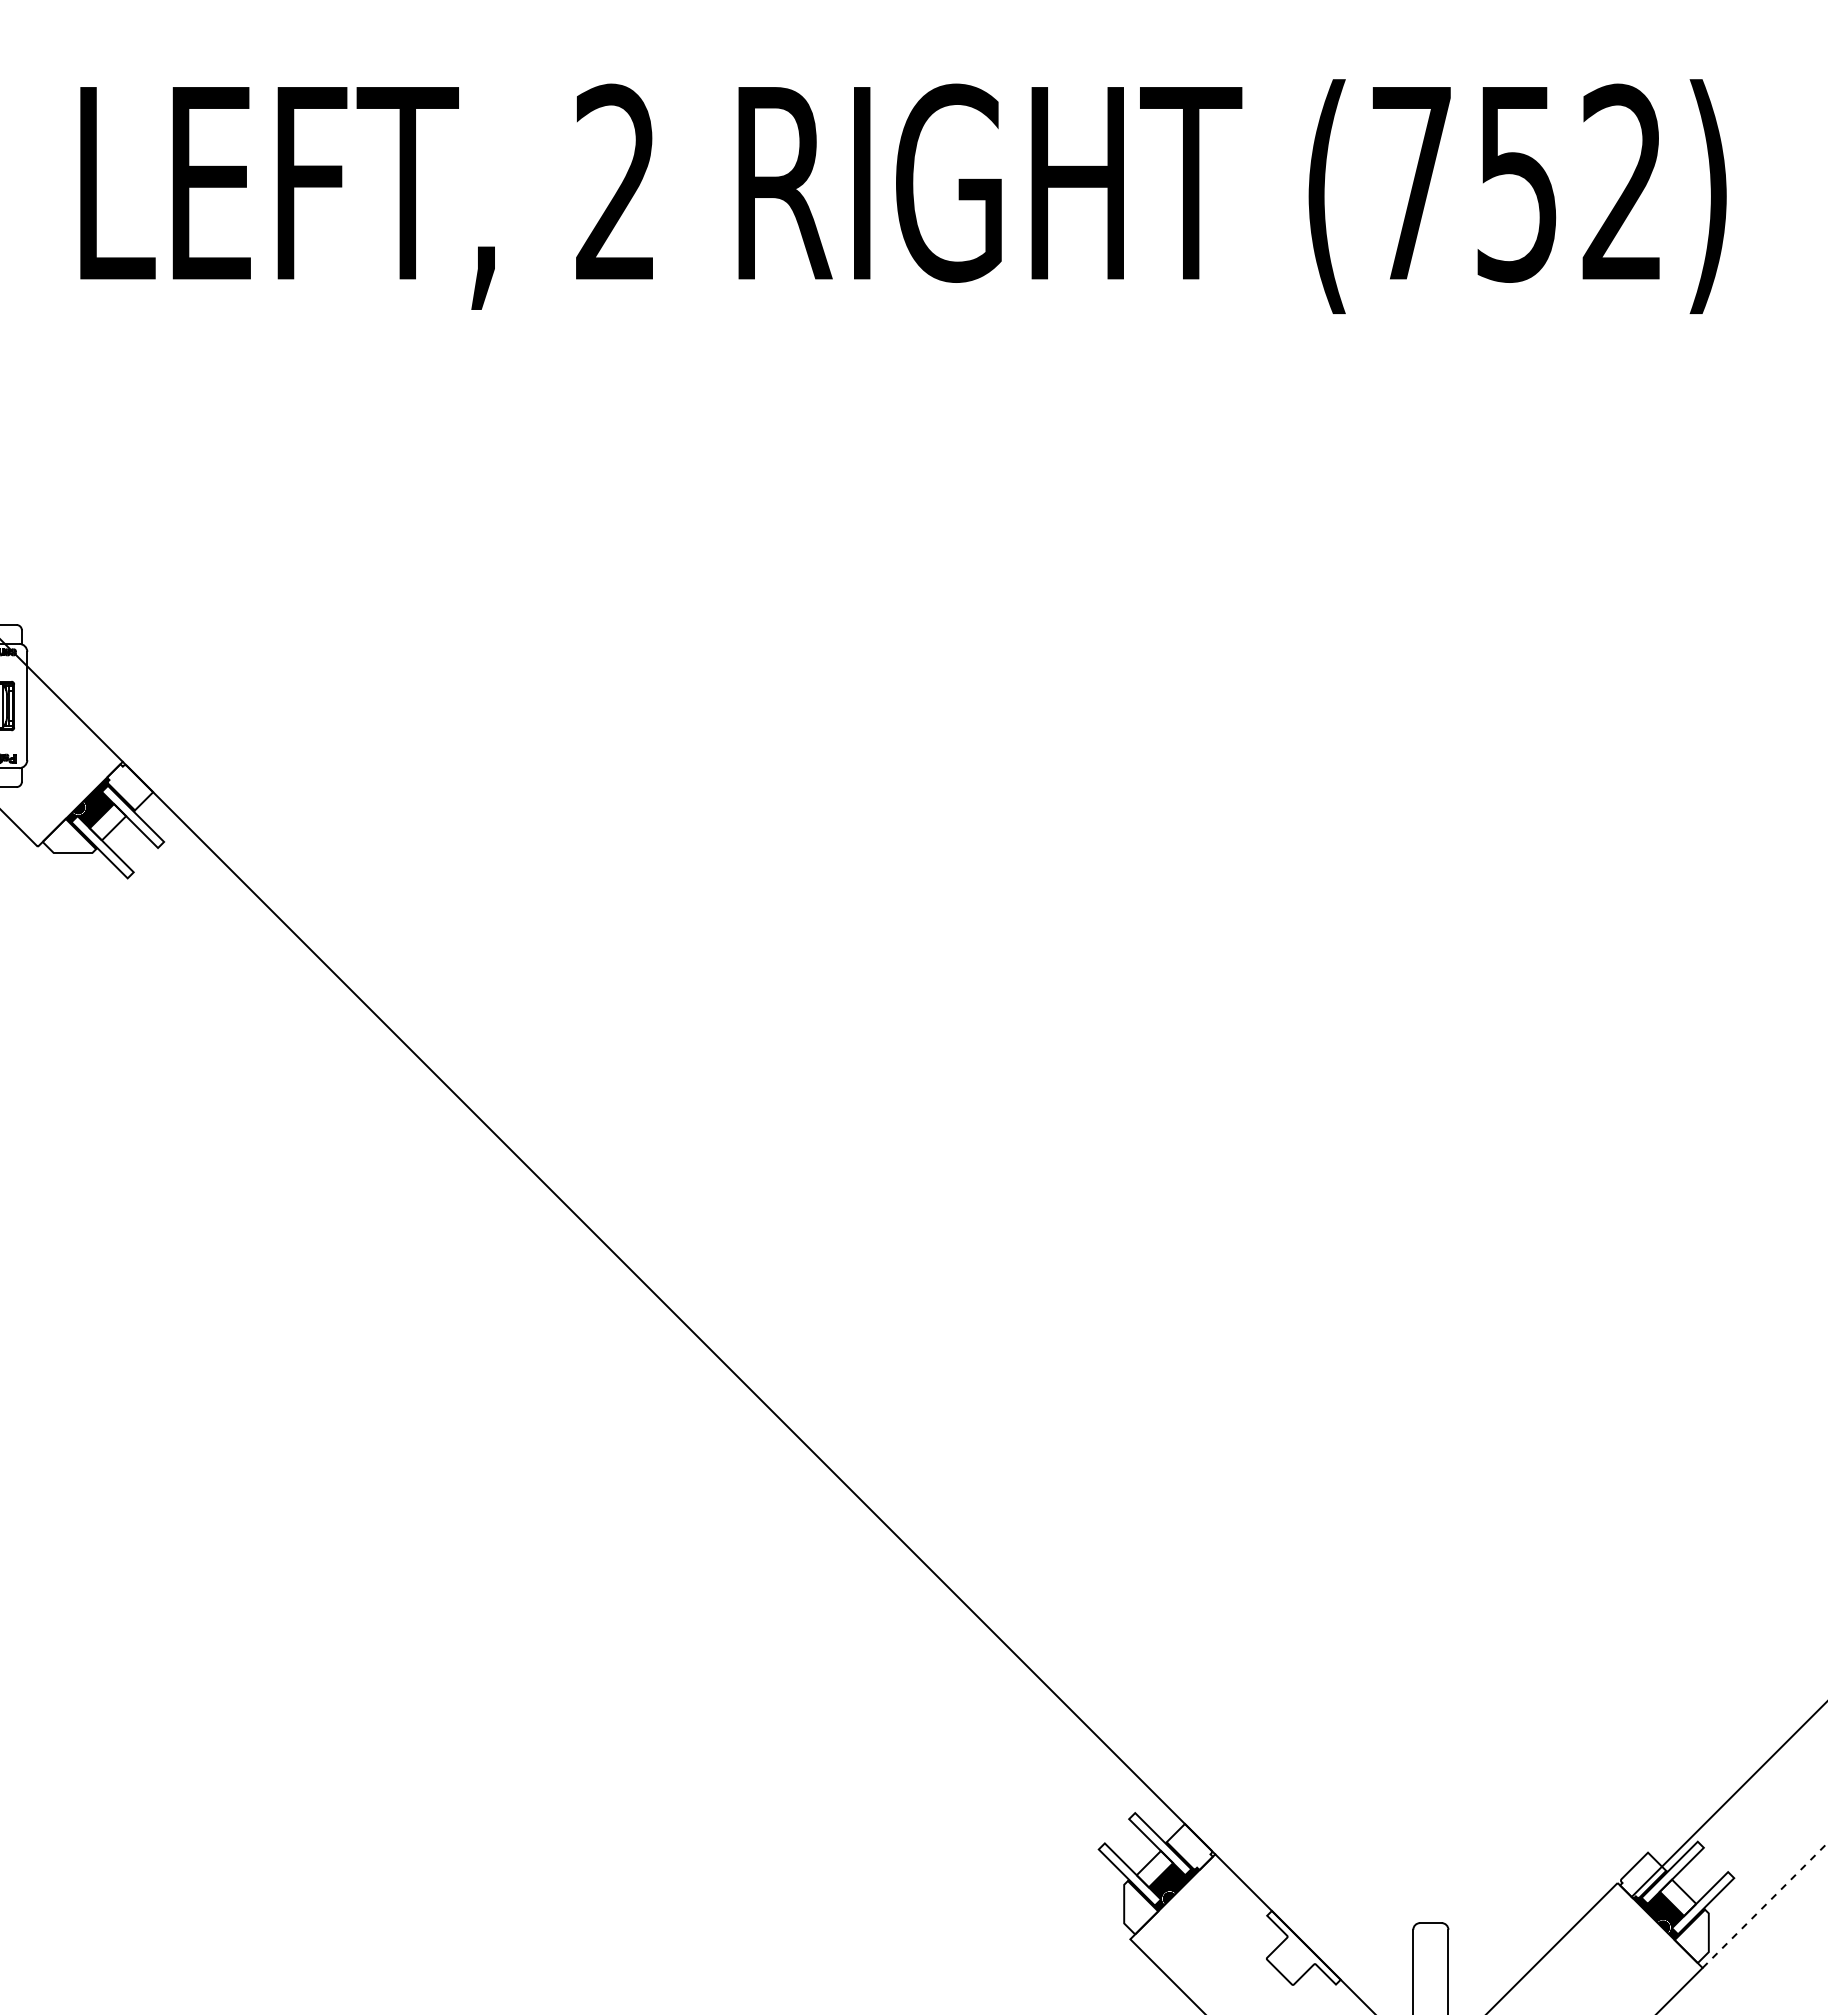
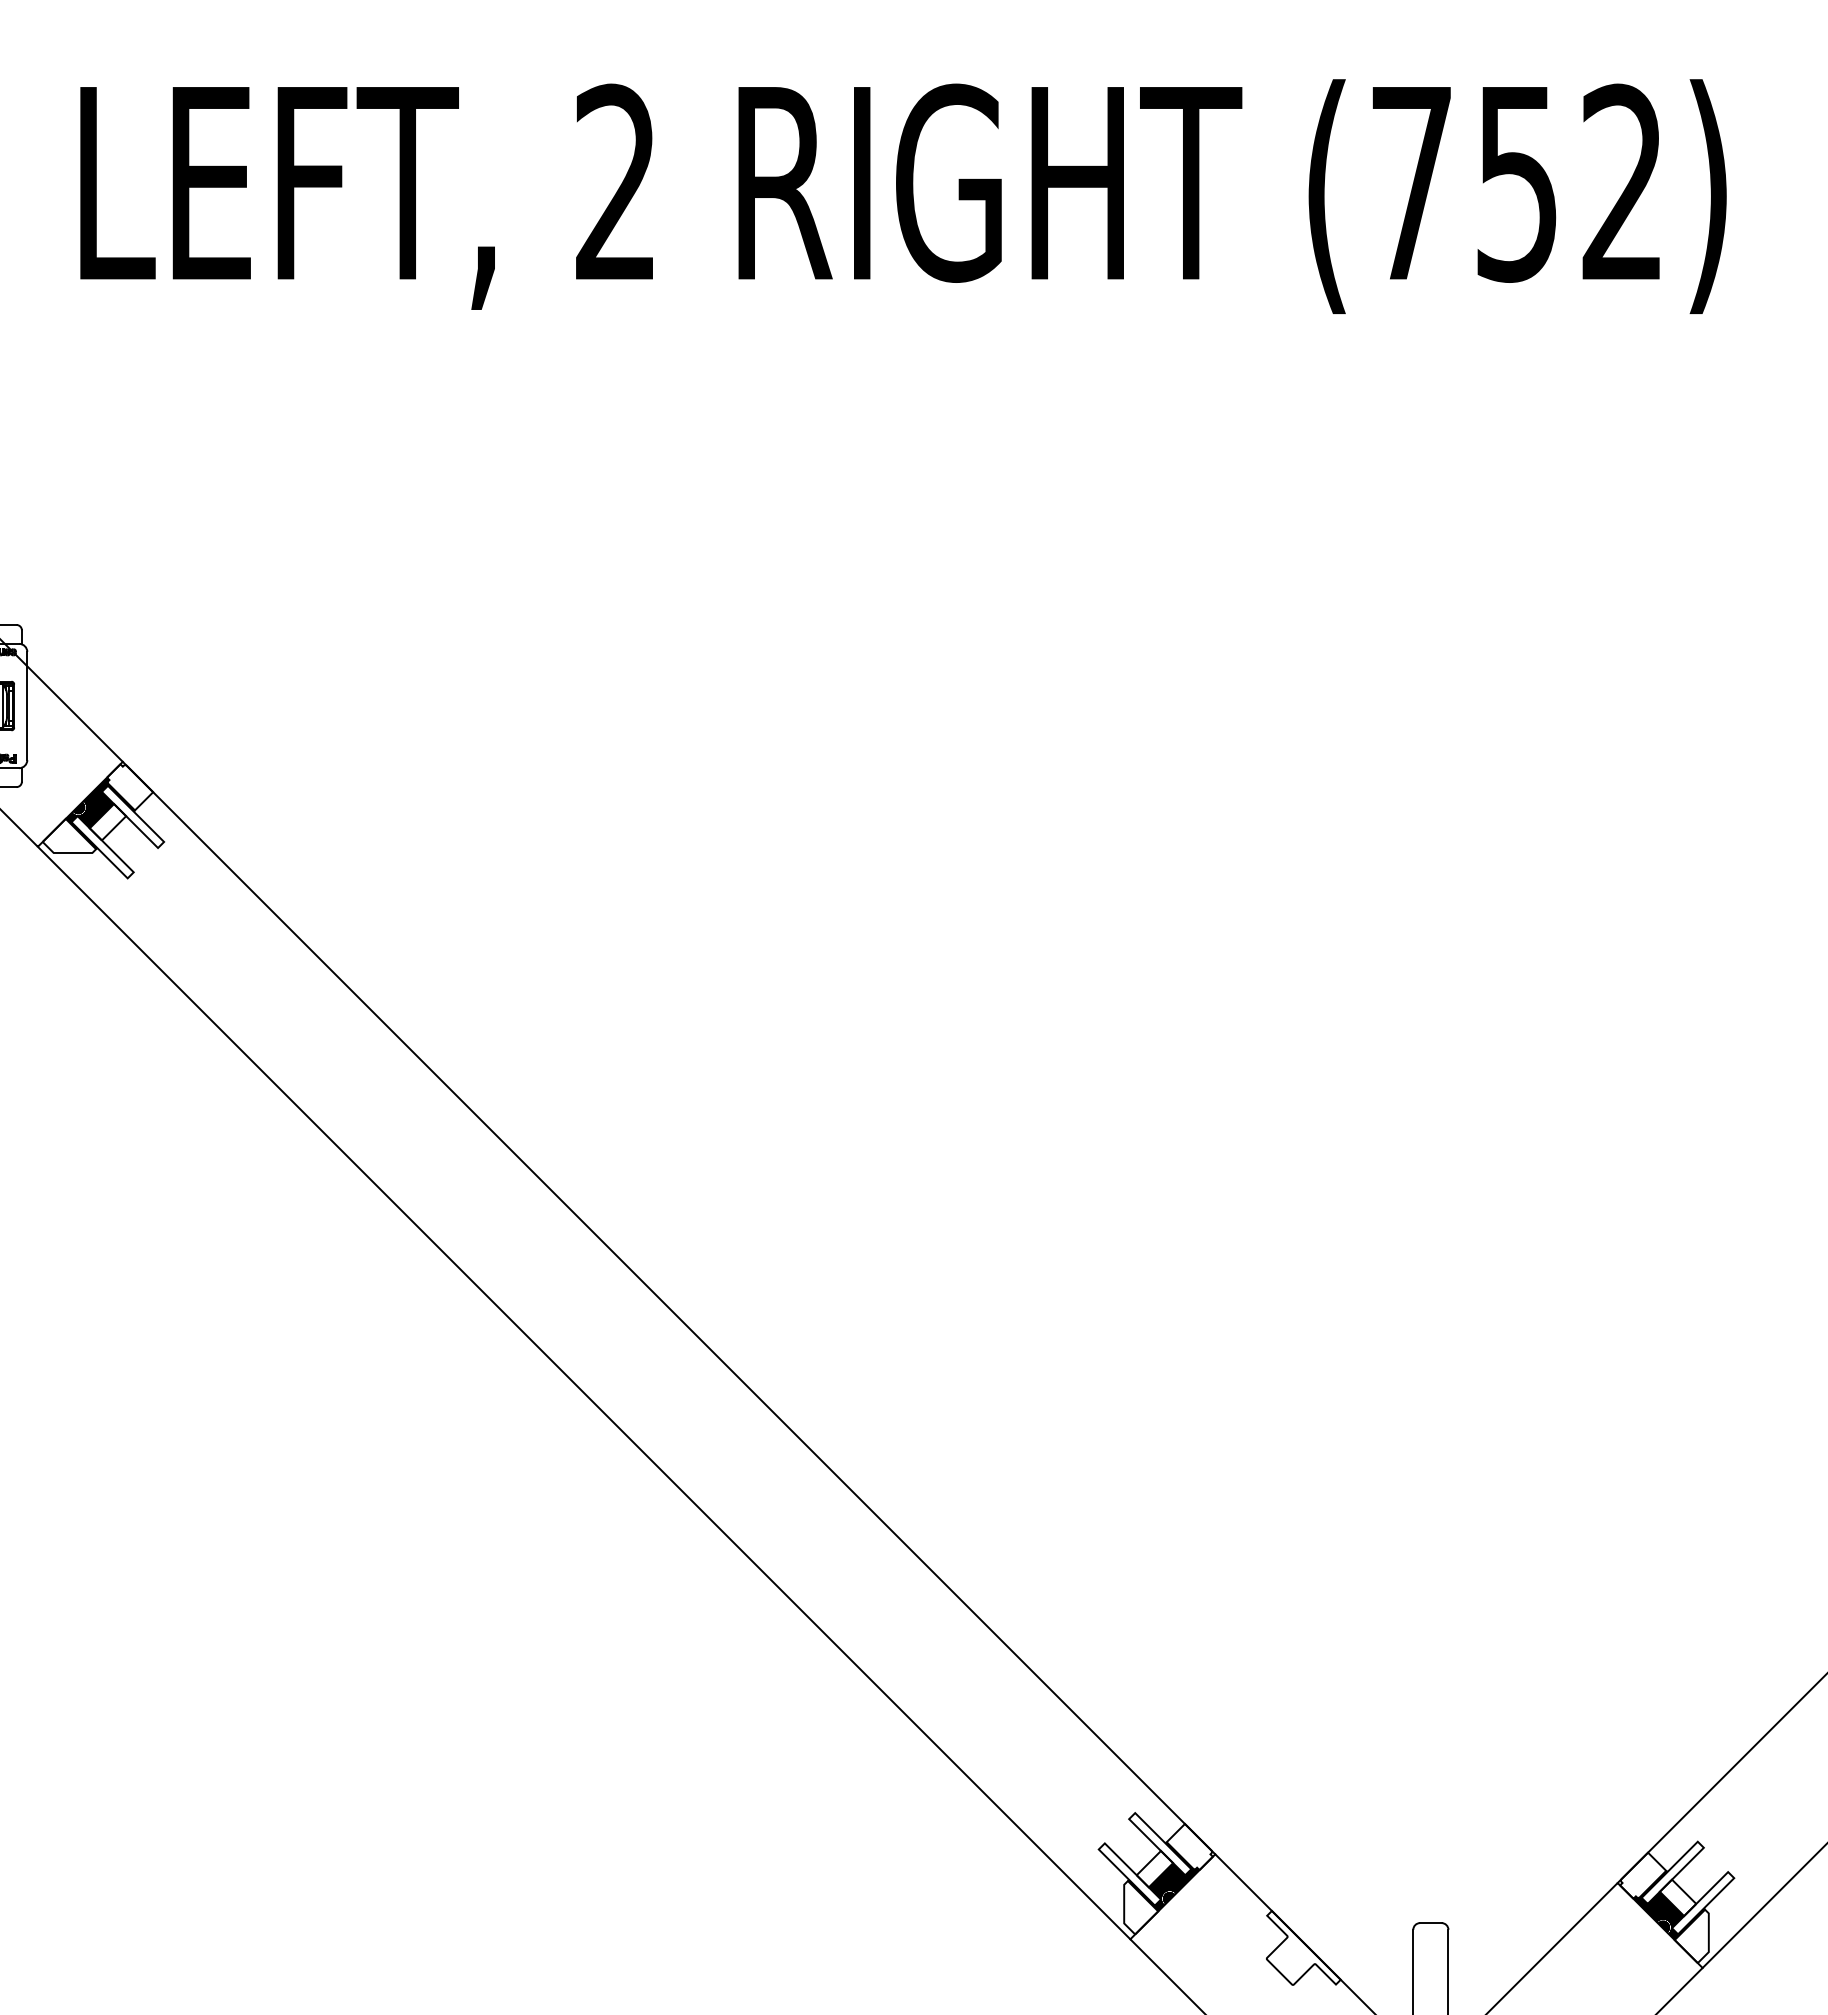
line: none -> present (583, 1392)
line position: (1727, 1800) -> (1720, 1779) (1720, 1779)
line: dashed -> solid (1765, 1905)
